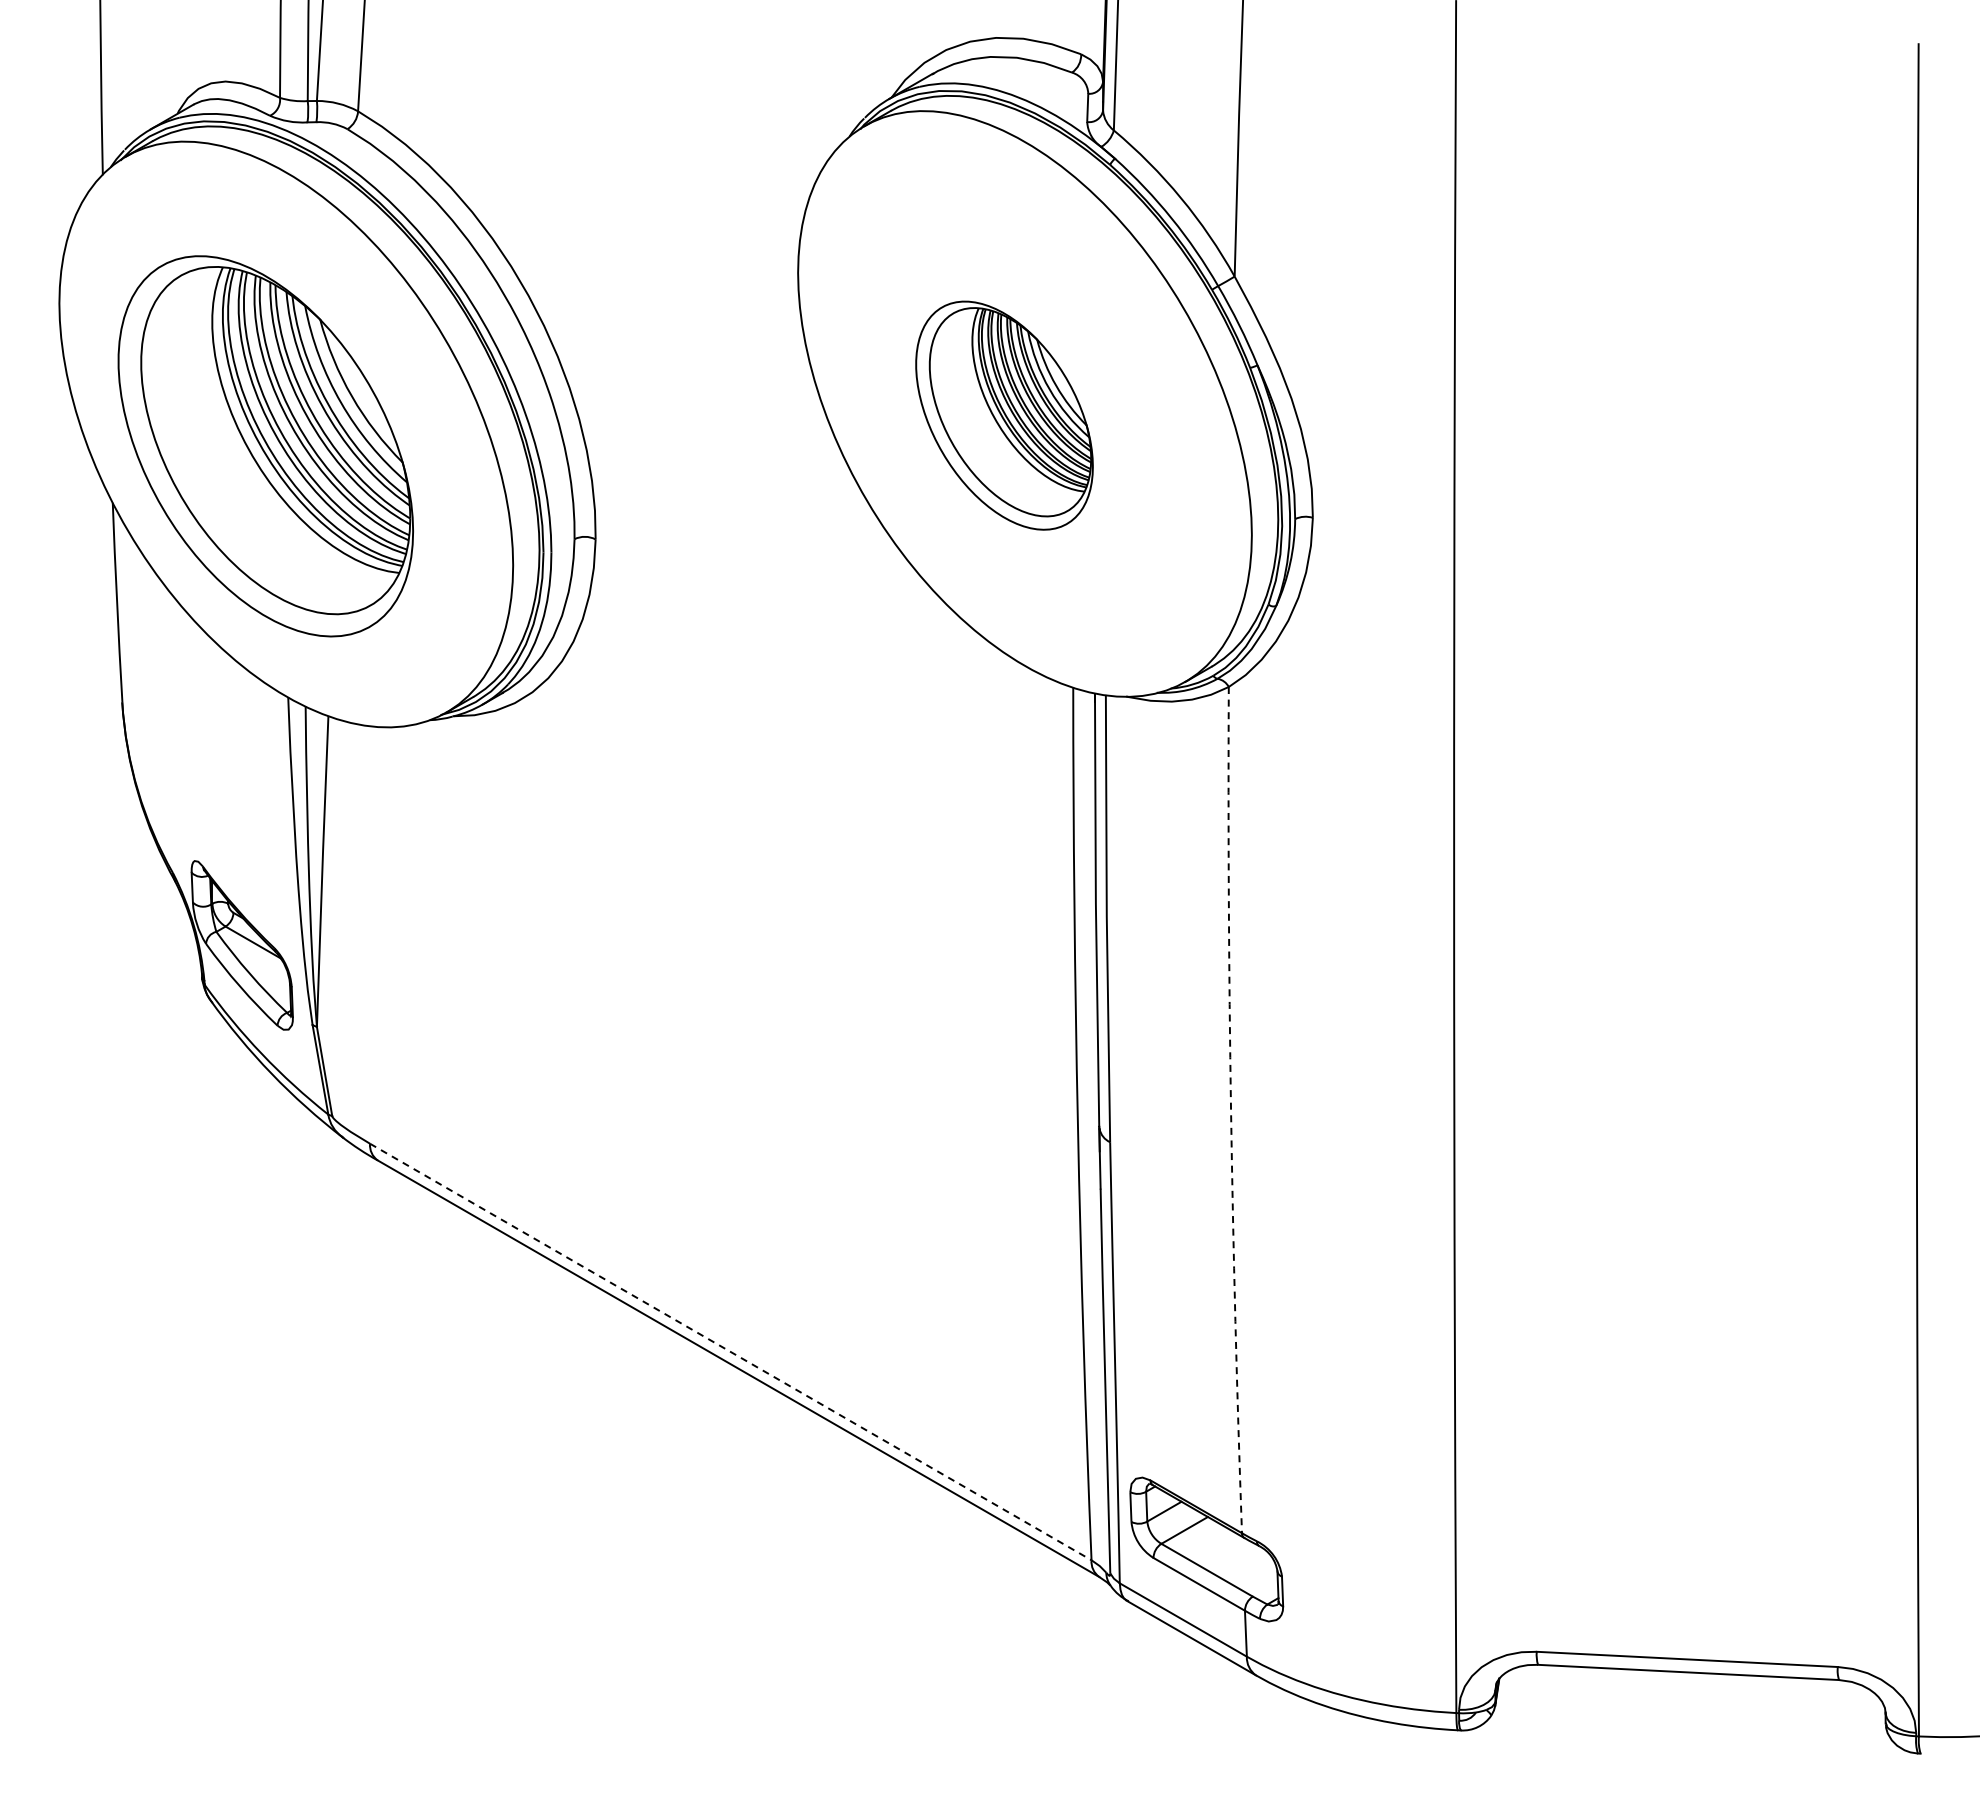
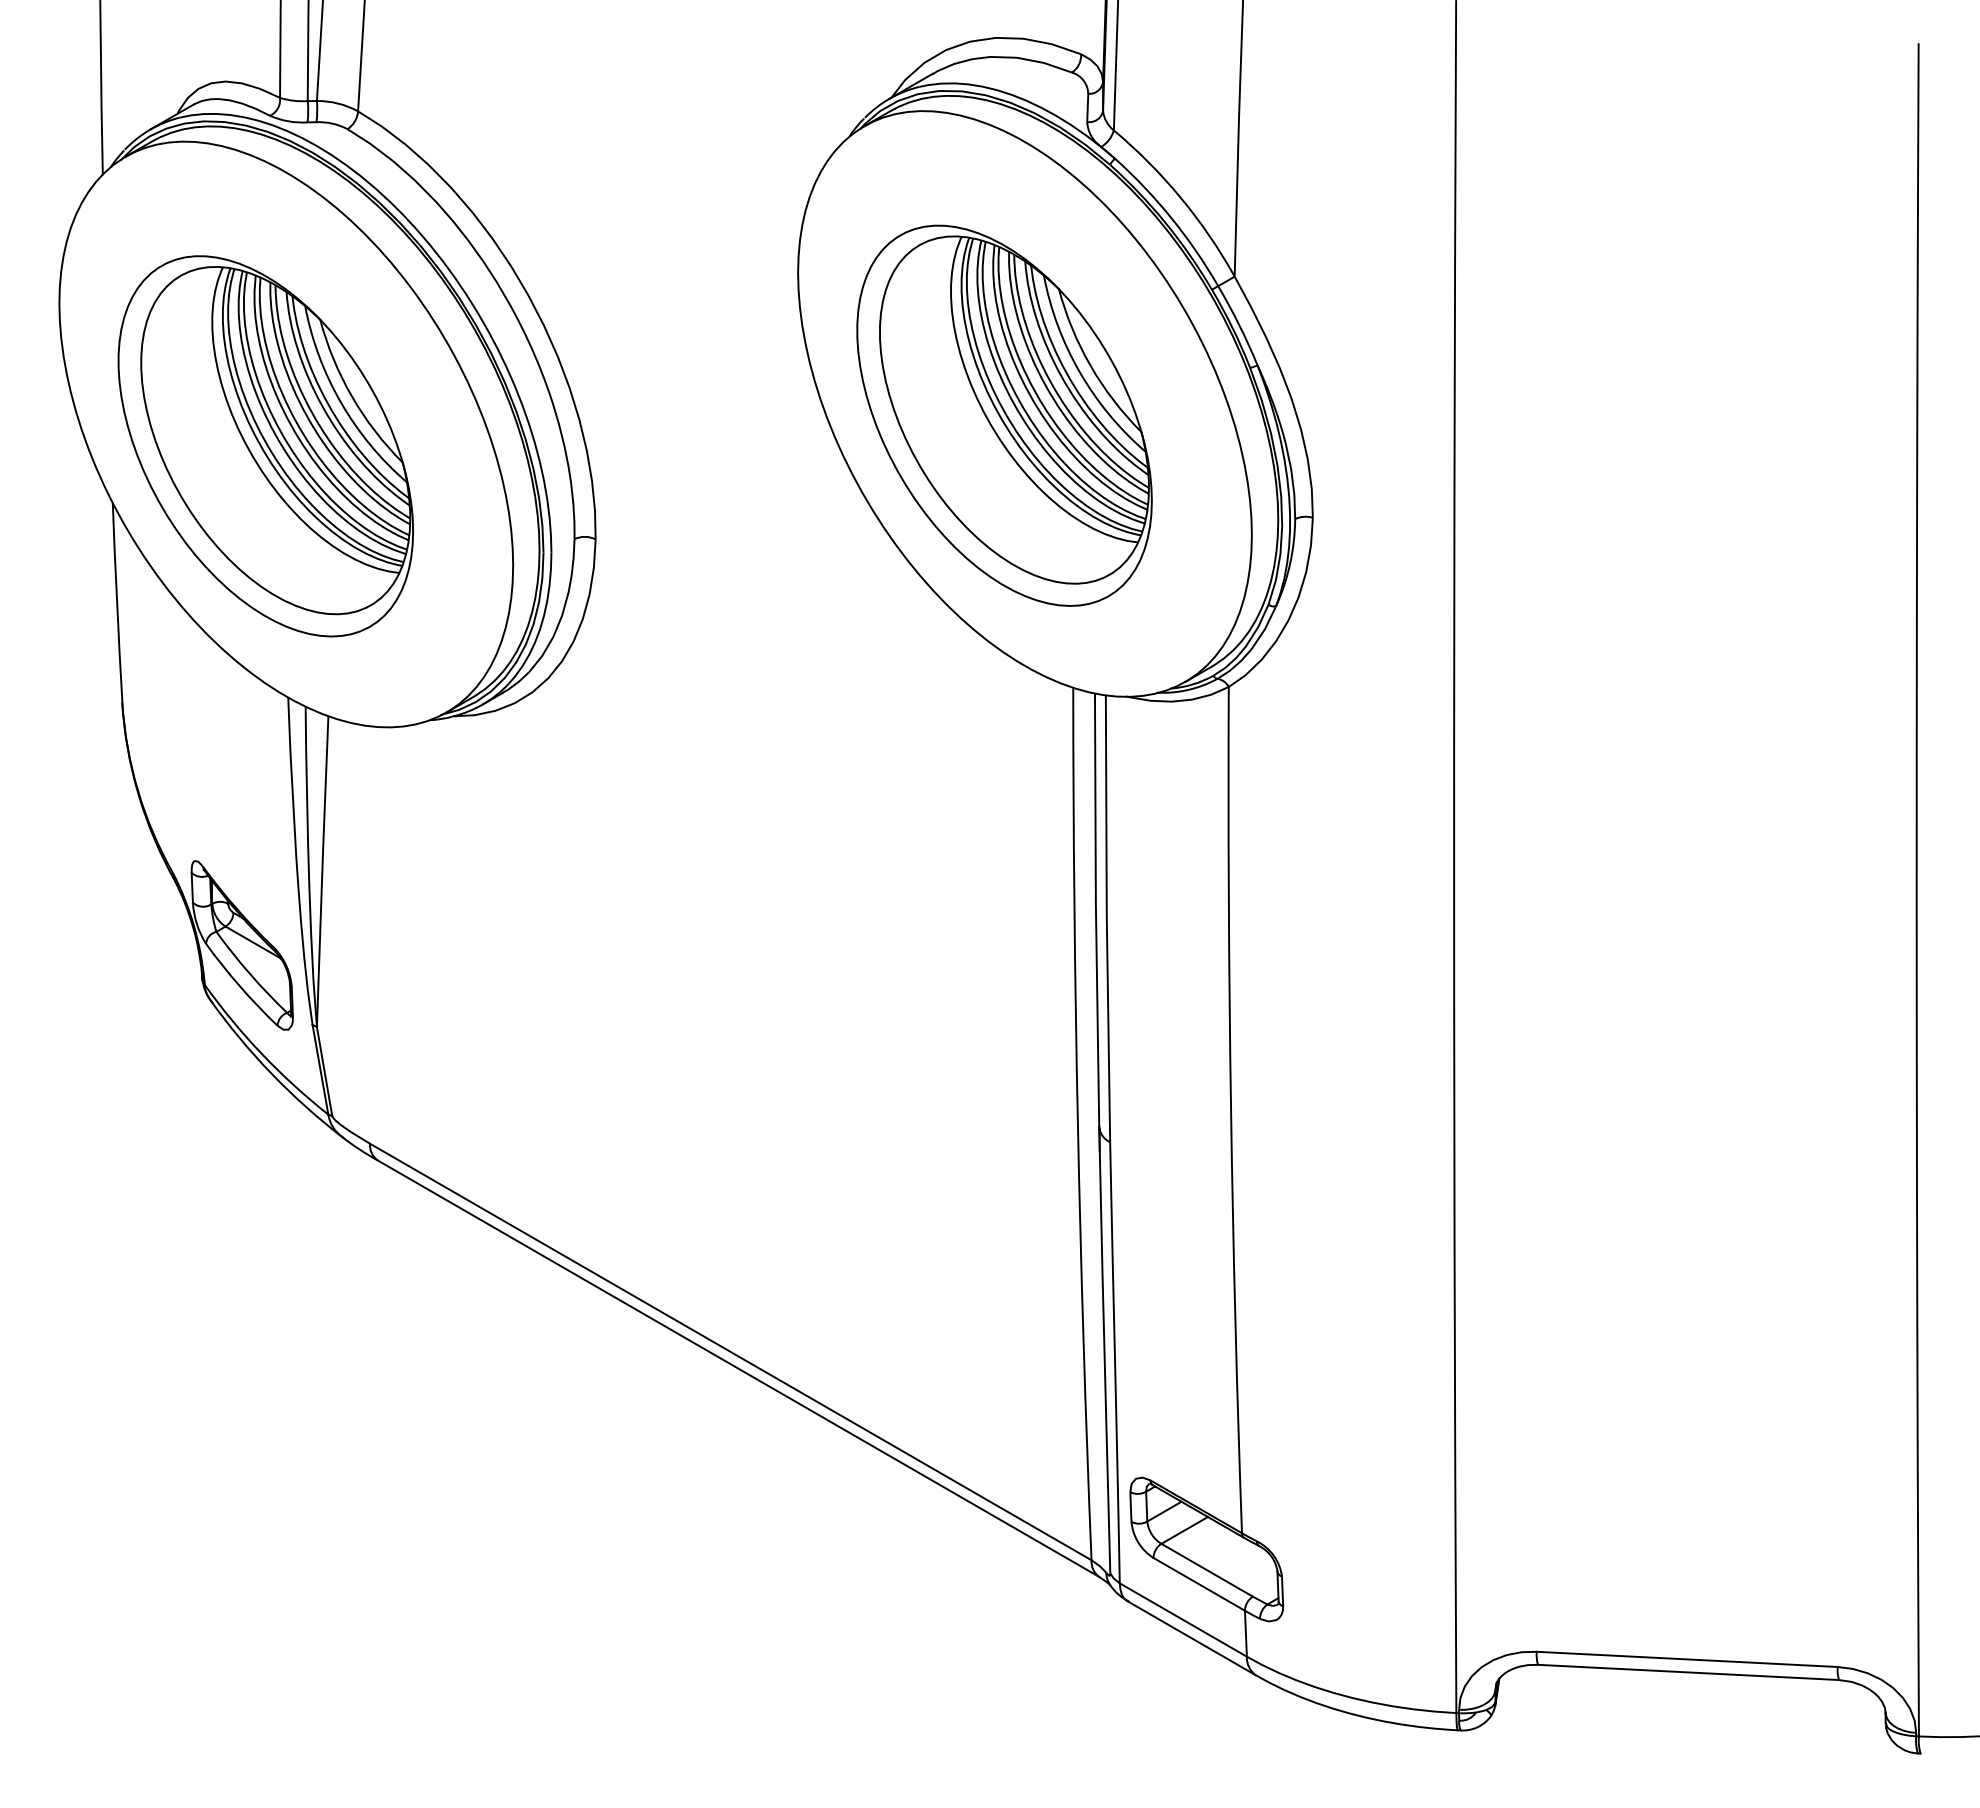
part size: 179x231 px -> 297x383 px (1004, 415)
arc: dashed -> solid (1231, 1110)
line: dashed -> solid (730, 1352)
